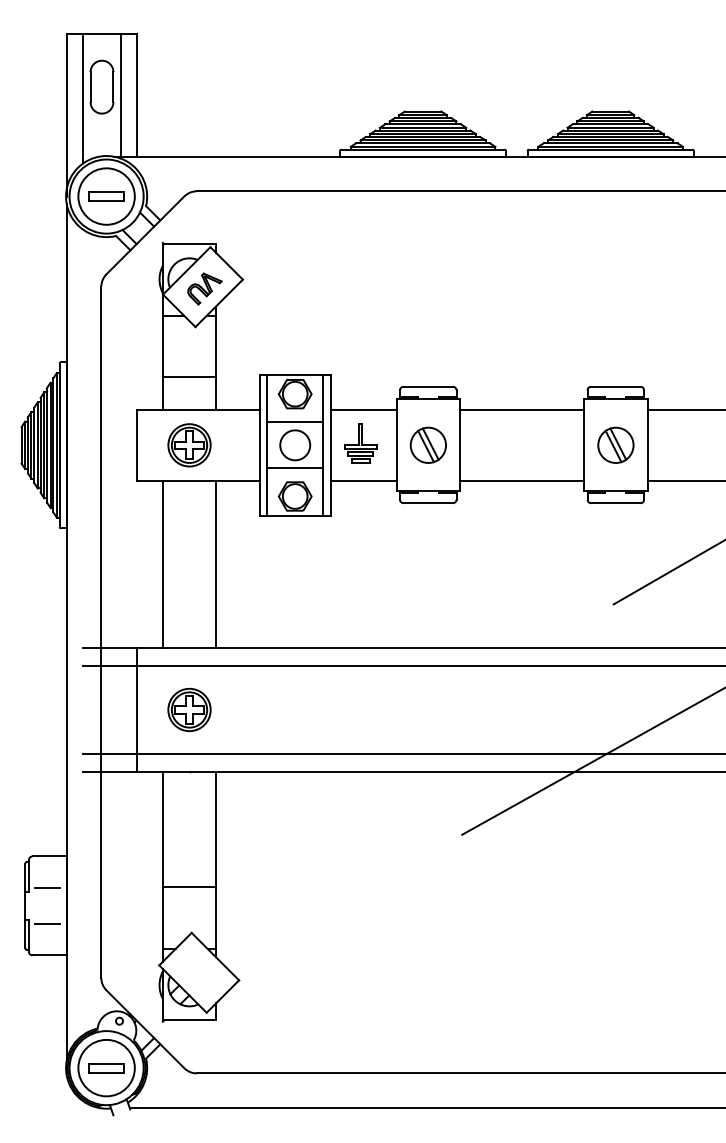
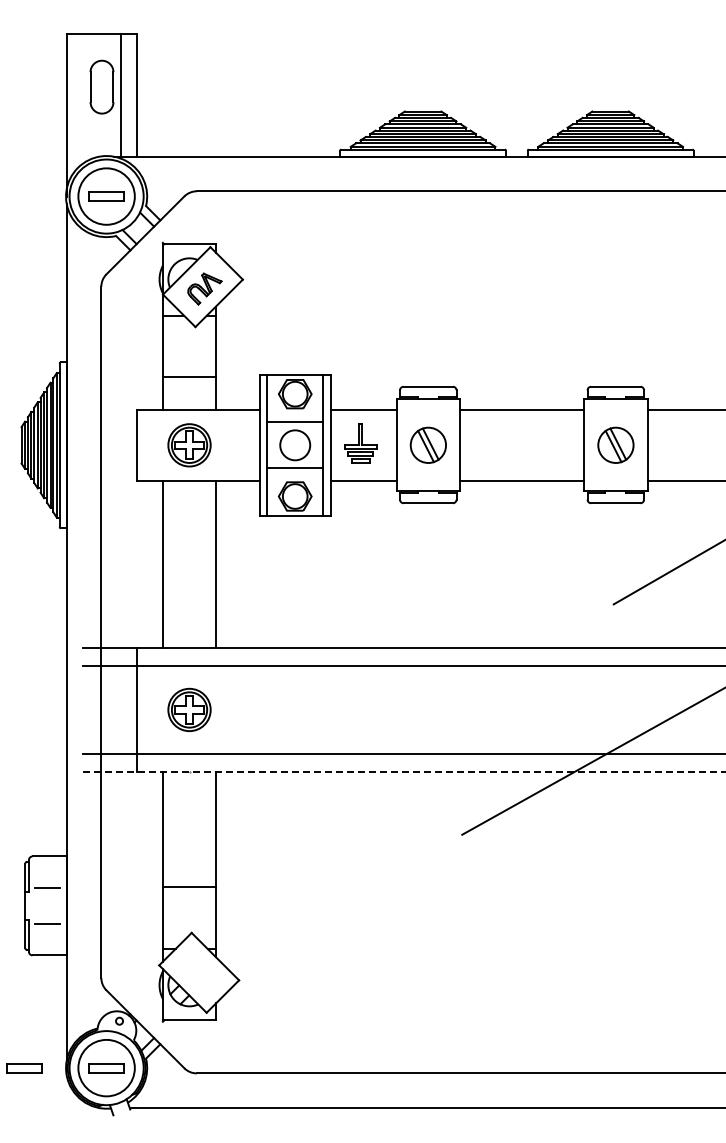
line: present -> none (82, 98)
line: solid -> dashed (404, 771)
part: none -> present (24, 1068)
